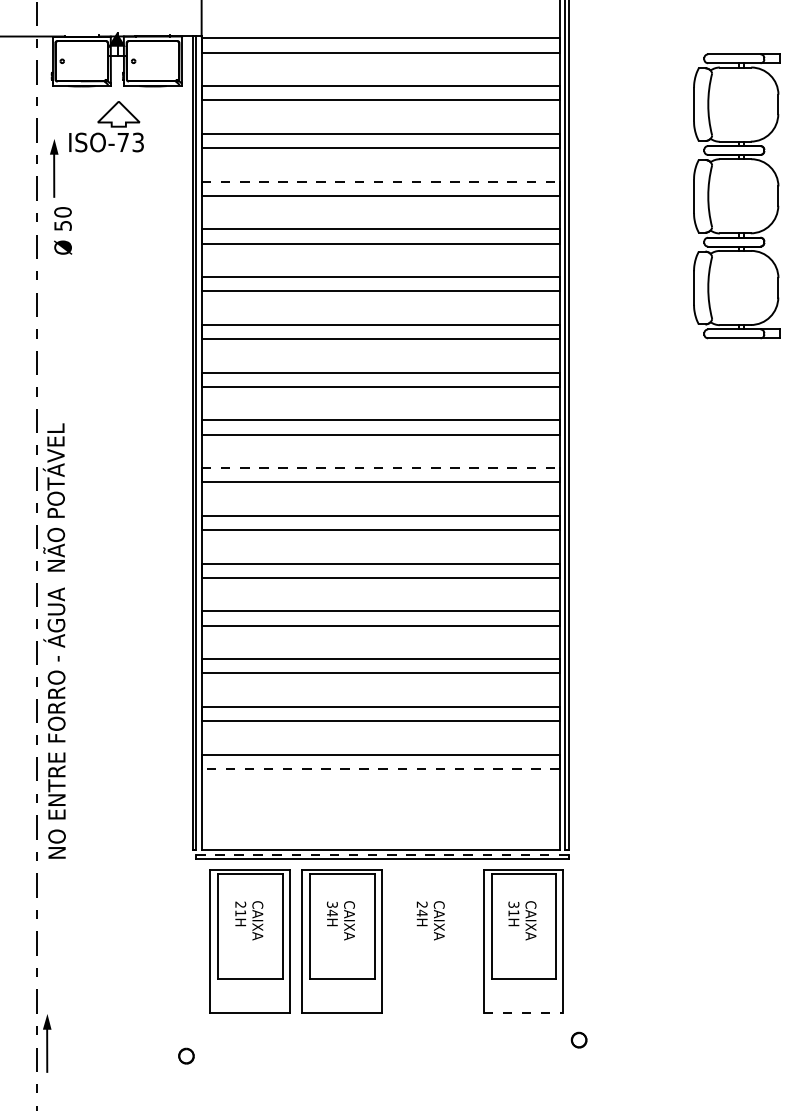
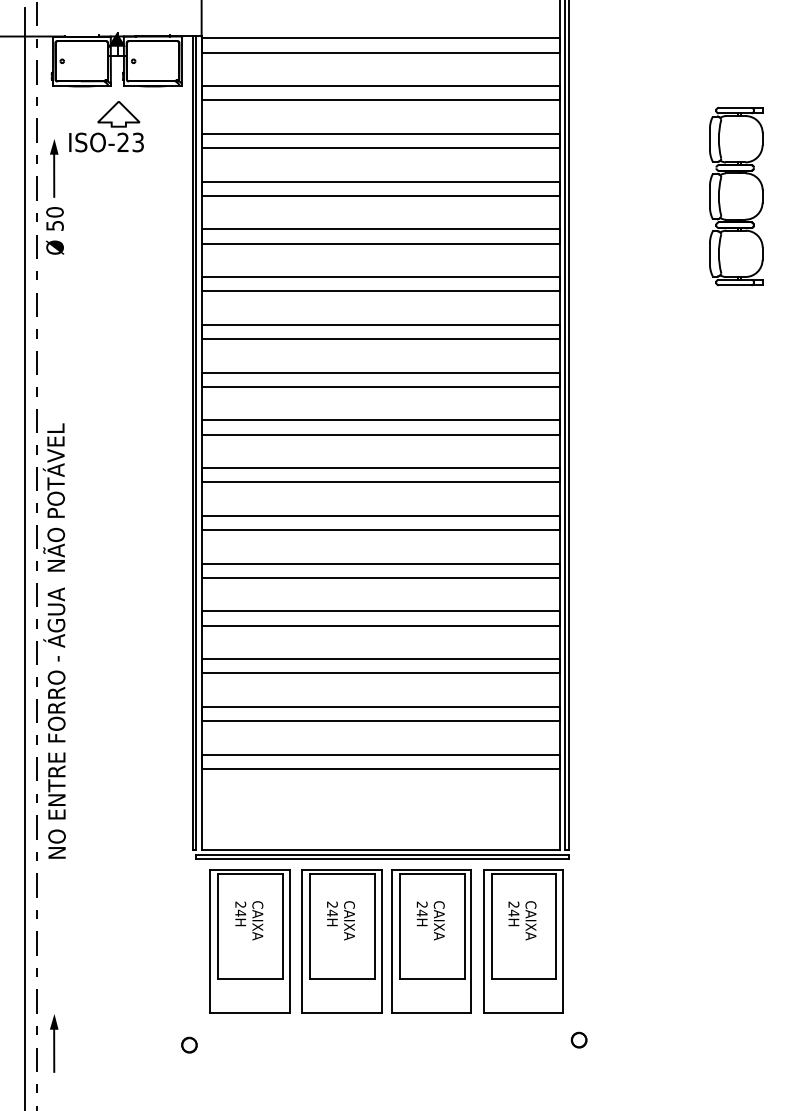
text: ISO-73 -> ISO-23 (122, 141)
line: dashed -> solid (381, 181)
part size: 88x287 px -> 55x180 px (736, 196)
text position: (63, 230) -> (55, 230) (55, 230)
line: dashed -> solid (381, 468)
line: none -> present (25, 557)
line: dashed -> solid (380, 768)
line: dashed -> solid (381, 854)
text: 34H -> 24H (331, 904)
text: 31H -> 24H (513, 908)
text: 21H -> 24H (240, 912)
part: none -> present (431, 941)
line: dashed -> solid (523, 1013)
part position: (47, 1043) -> (54, 1043) (54, 1043)
part position: (186, 1055) -> (189, 1044) (189, 1044)
